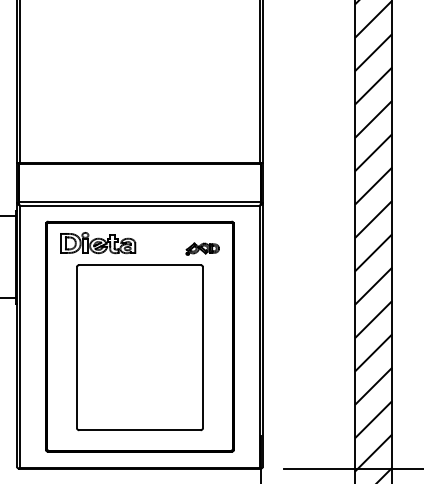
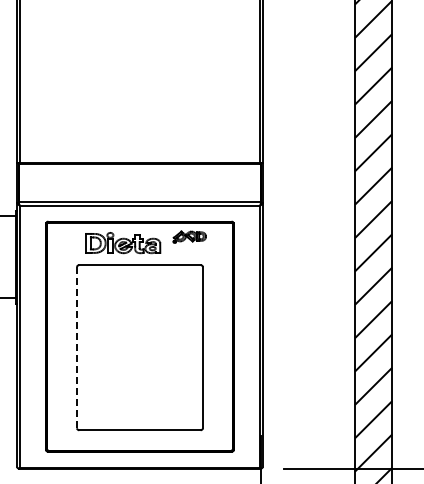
part position: (98, 243) -> (123, 243) (123, 243)
part position: (202, 248) -> (189, 236) (189, 236)
line: solid -> dashed (77, 347)
